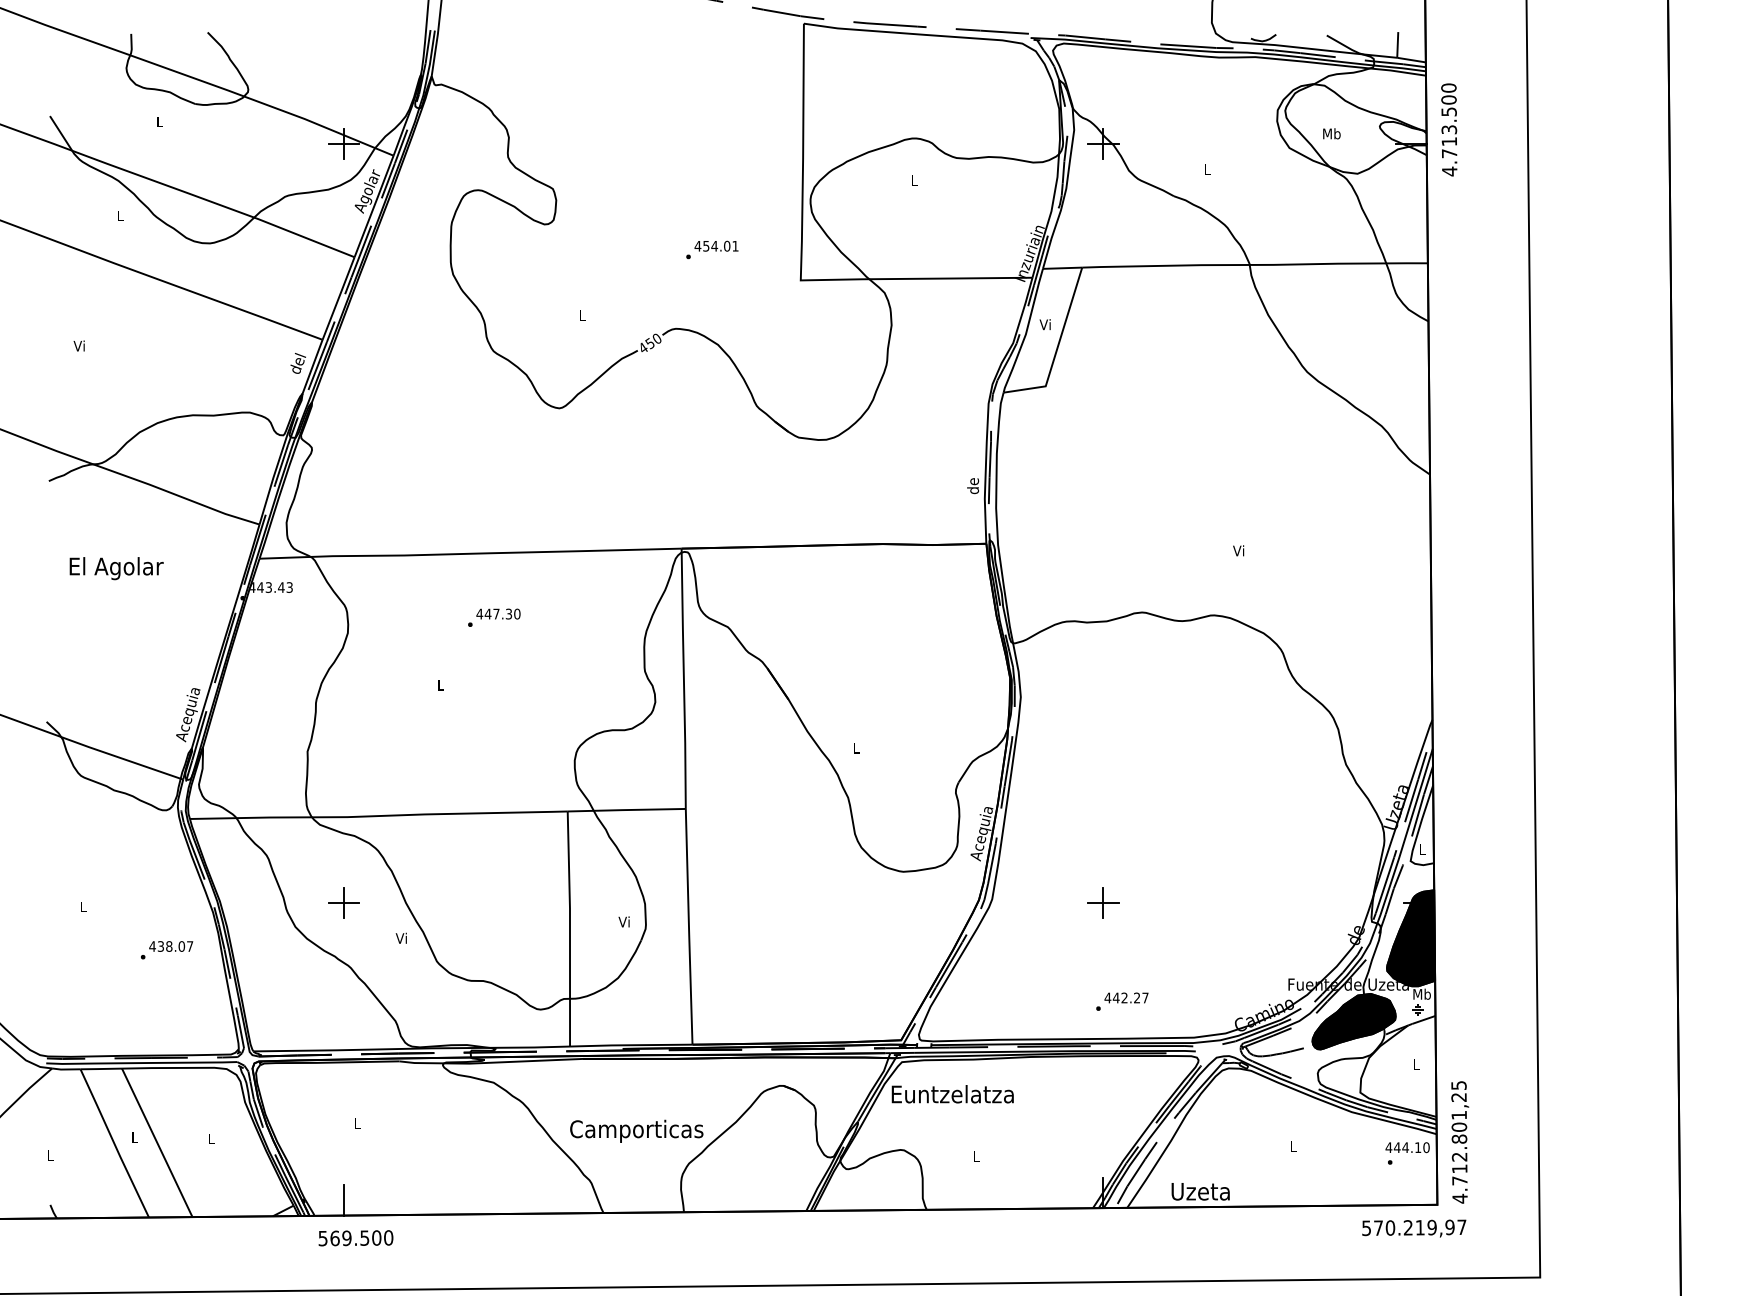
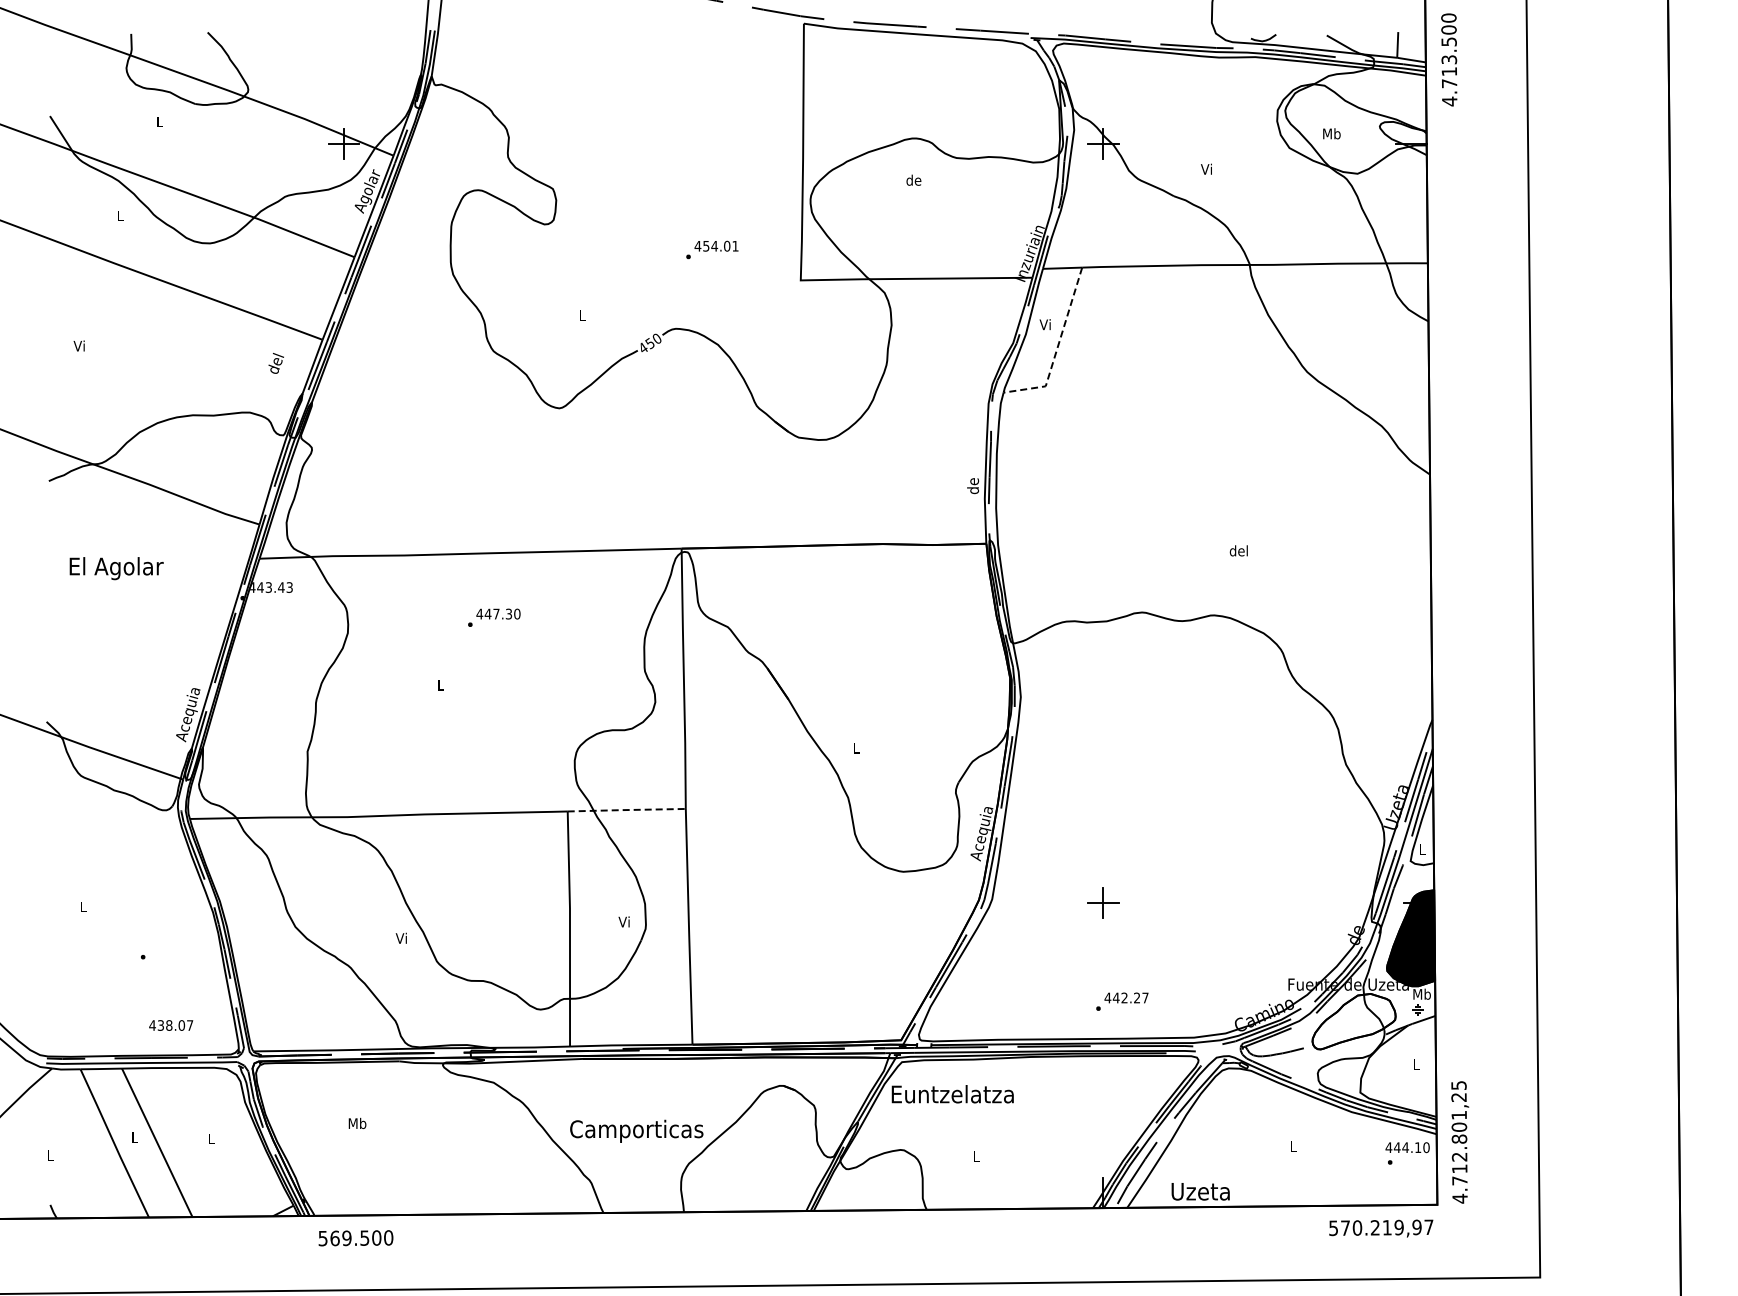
text position: (1449, 129) -> (1449, 59) (1449, 59)
text: L -> Vi (1206, 168)
text: L -> de (913, 179)
line: solid -> dashed (1057, 348)
text position: (297, 363) -> (275, 363) (275, 363)
text: Vi -> del (1238, 550)
line: solid -> dashed (625, 810)
part: present -> none (343, 902)
text position: (171, 946) -> (171, 1025) (171, 1025)
fill: present -> none (1353, 1021)
text: L -> Mb (357, 1123)
line: present -> none (344, 1200)
text position: (1414, 1228) -> (1381, 1228) (1381, 1228)
